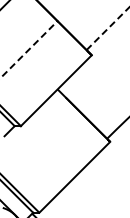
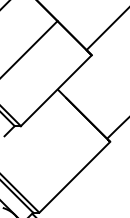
line: dashed -> solid (108, 28)
line: dashed -> solid (28, 49)
